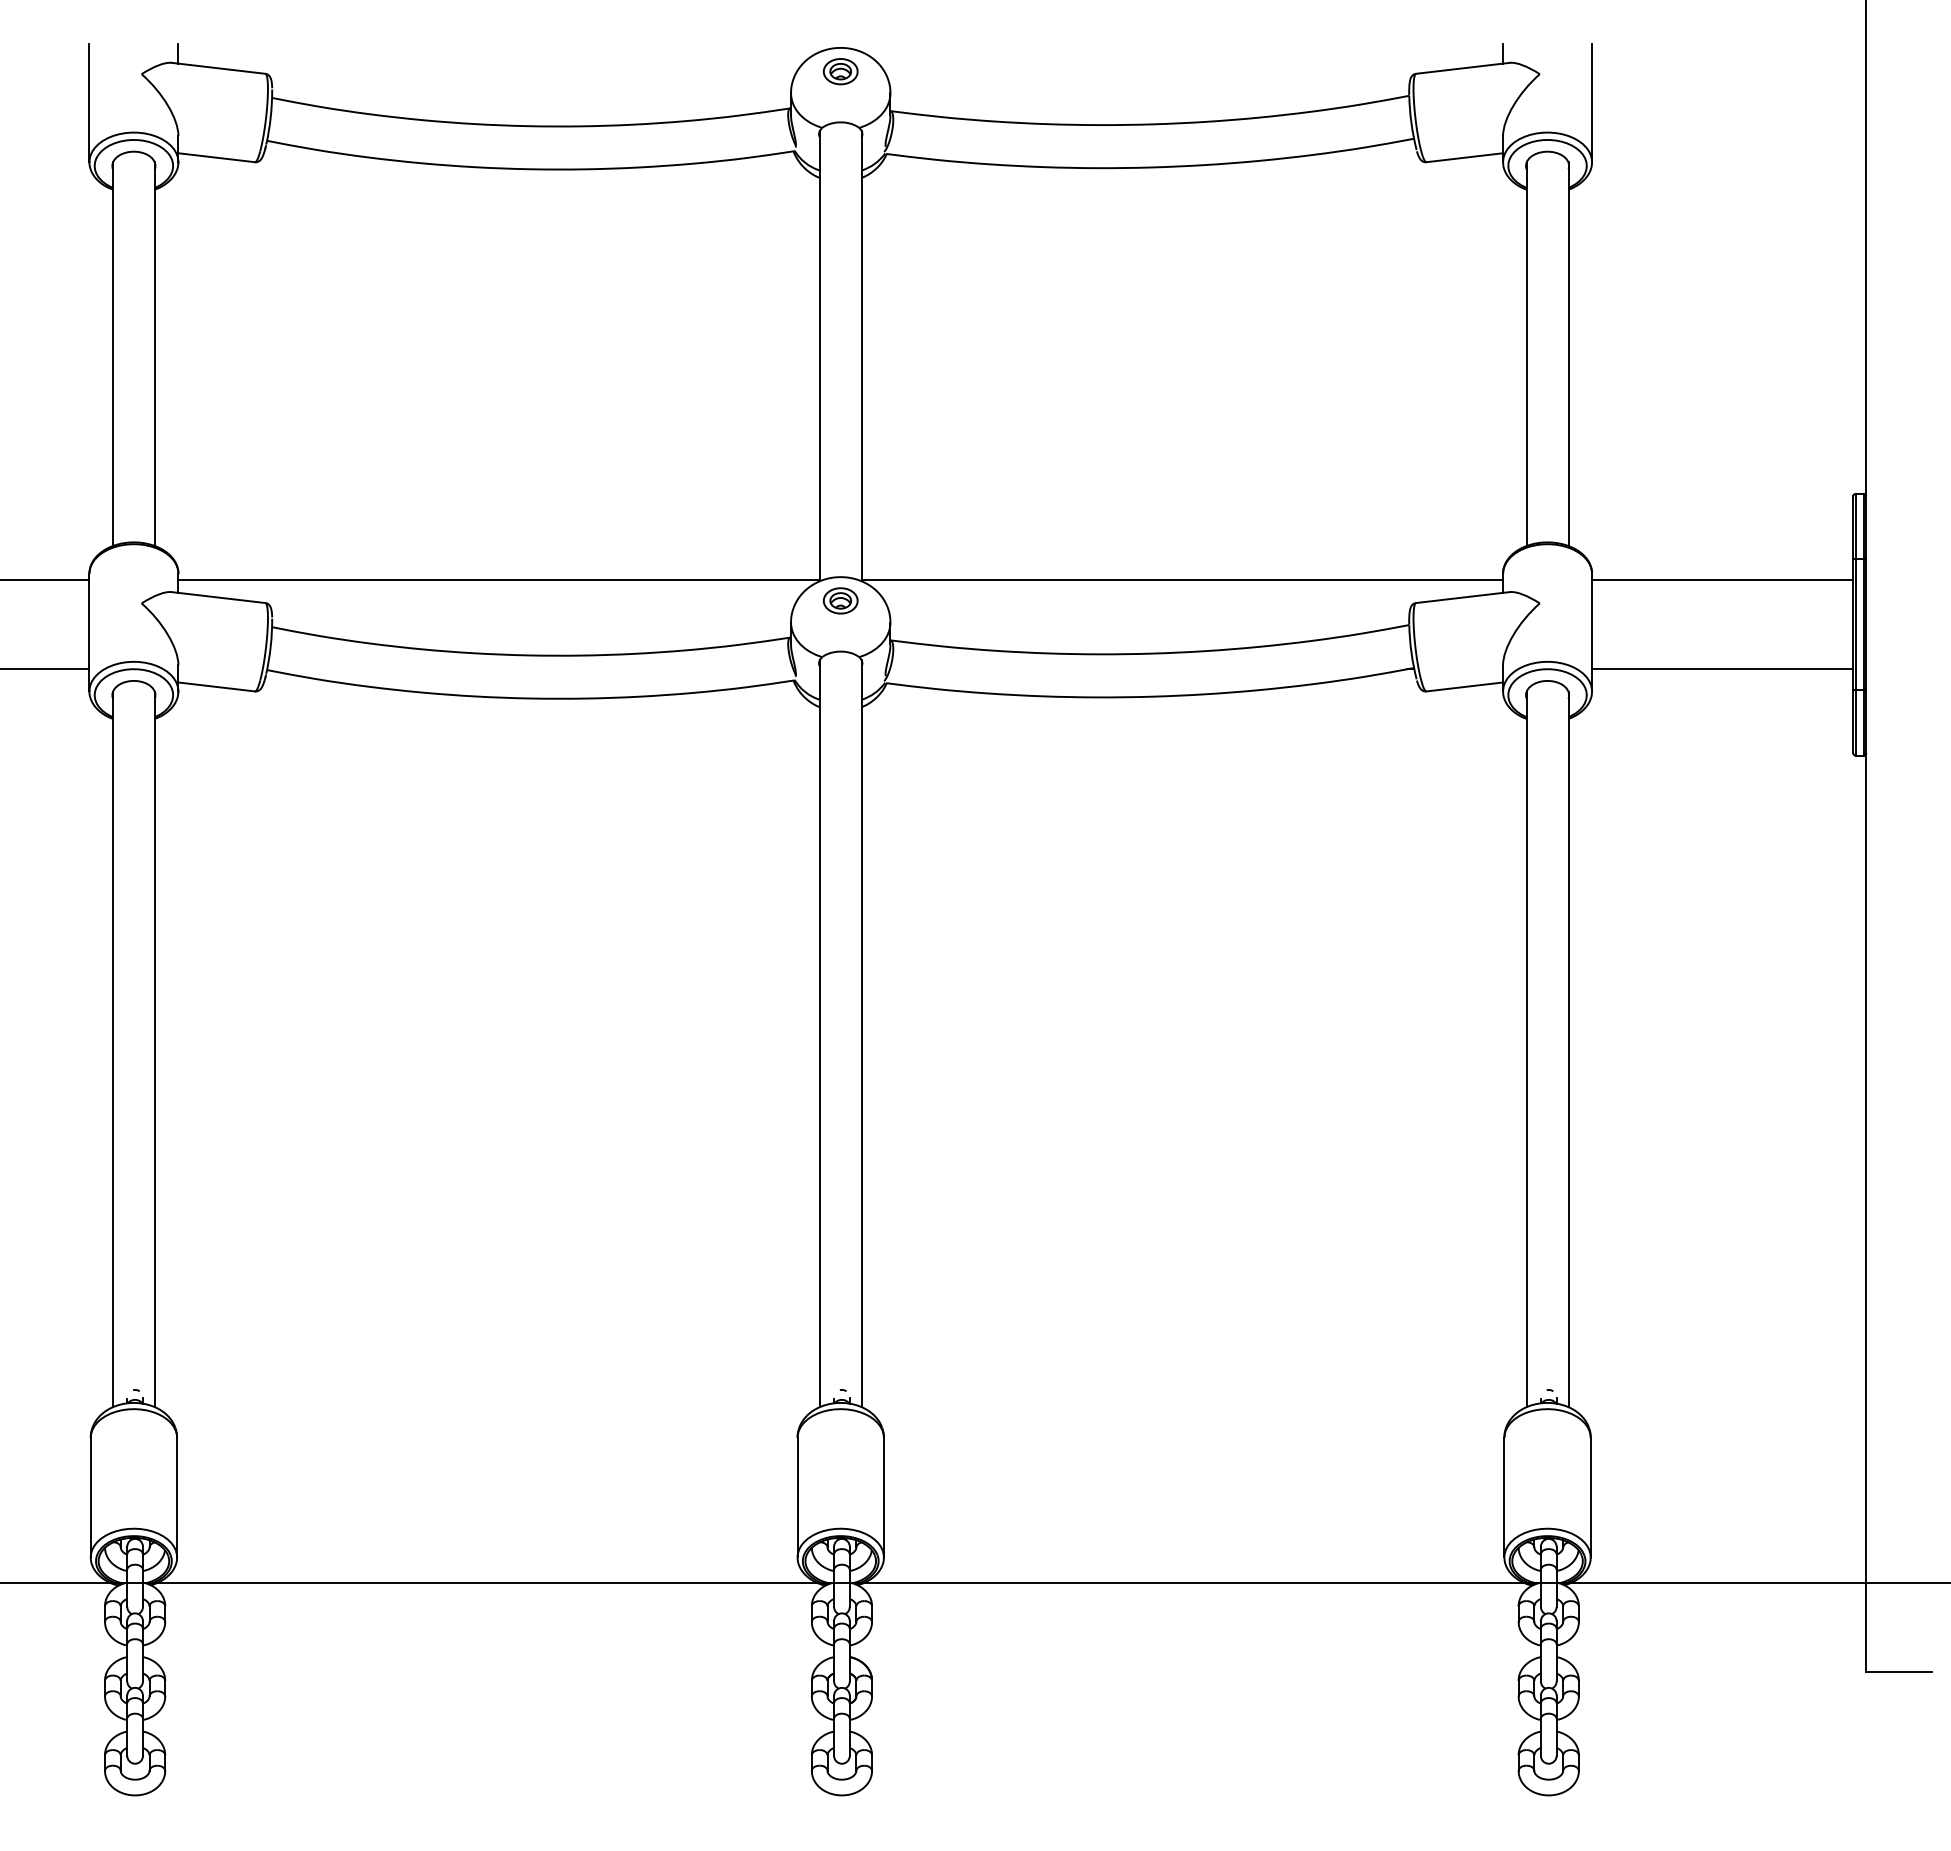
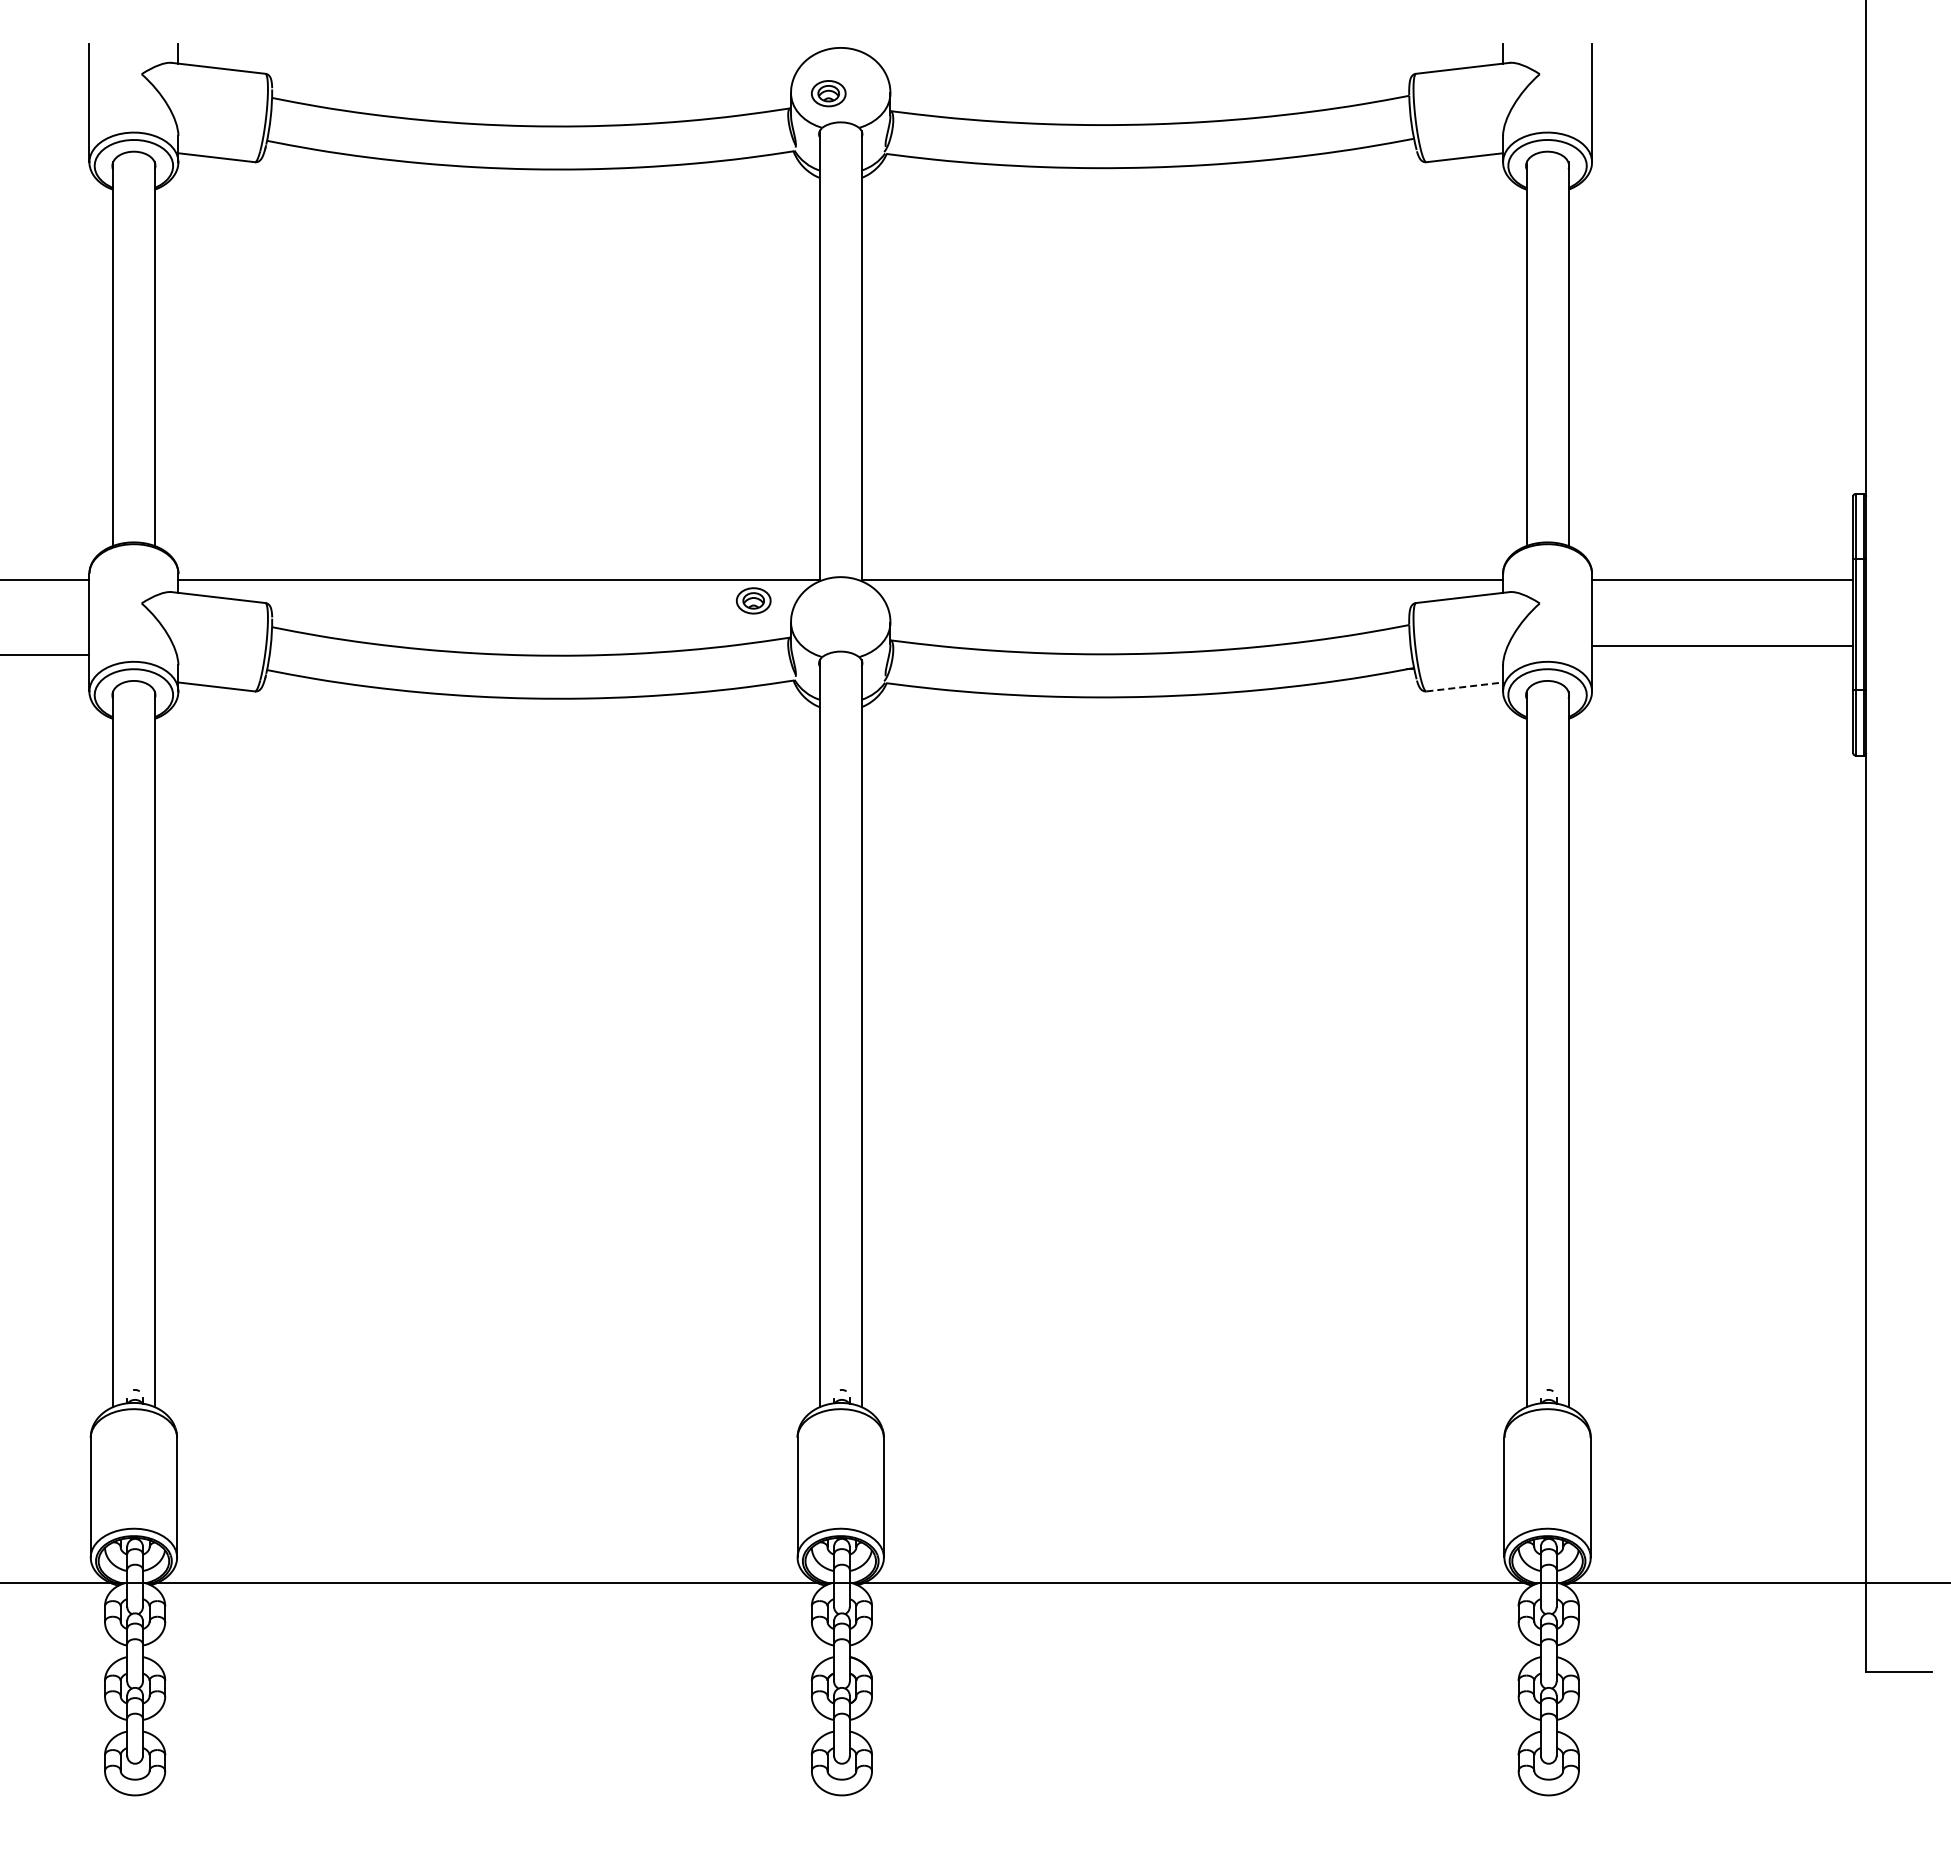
part position: (840, 71) -> (828, 93) (828, 93)
part position: (840, 600) -> (753, 600) (753, 600)
line position: (45, 669) -> (45, 655) (45, 655)
line position: (1722, 669) -> (1722, 646) (1722, 646)
line: solid -> dashed (1464, 686)
